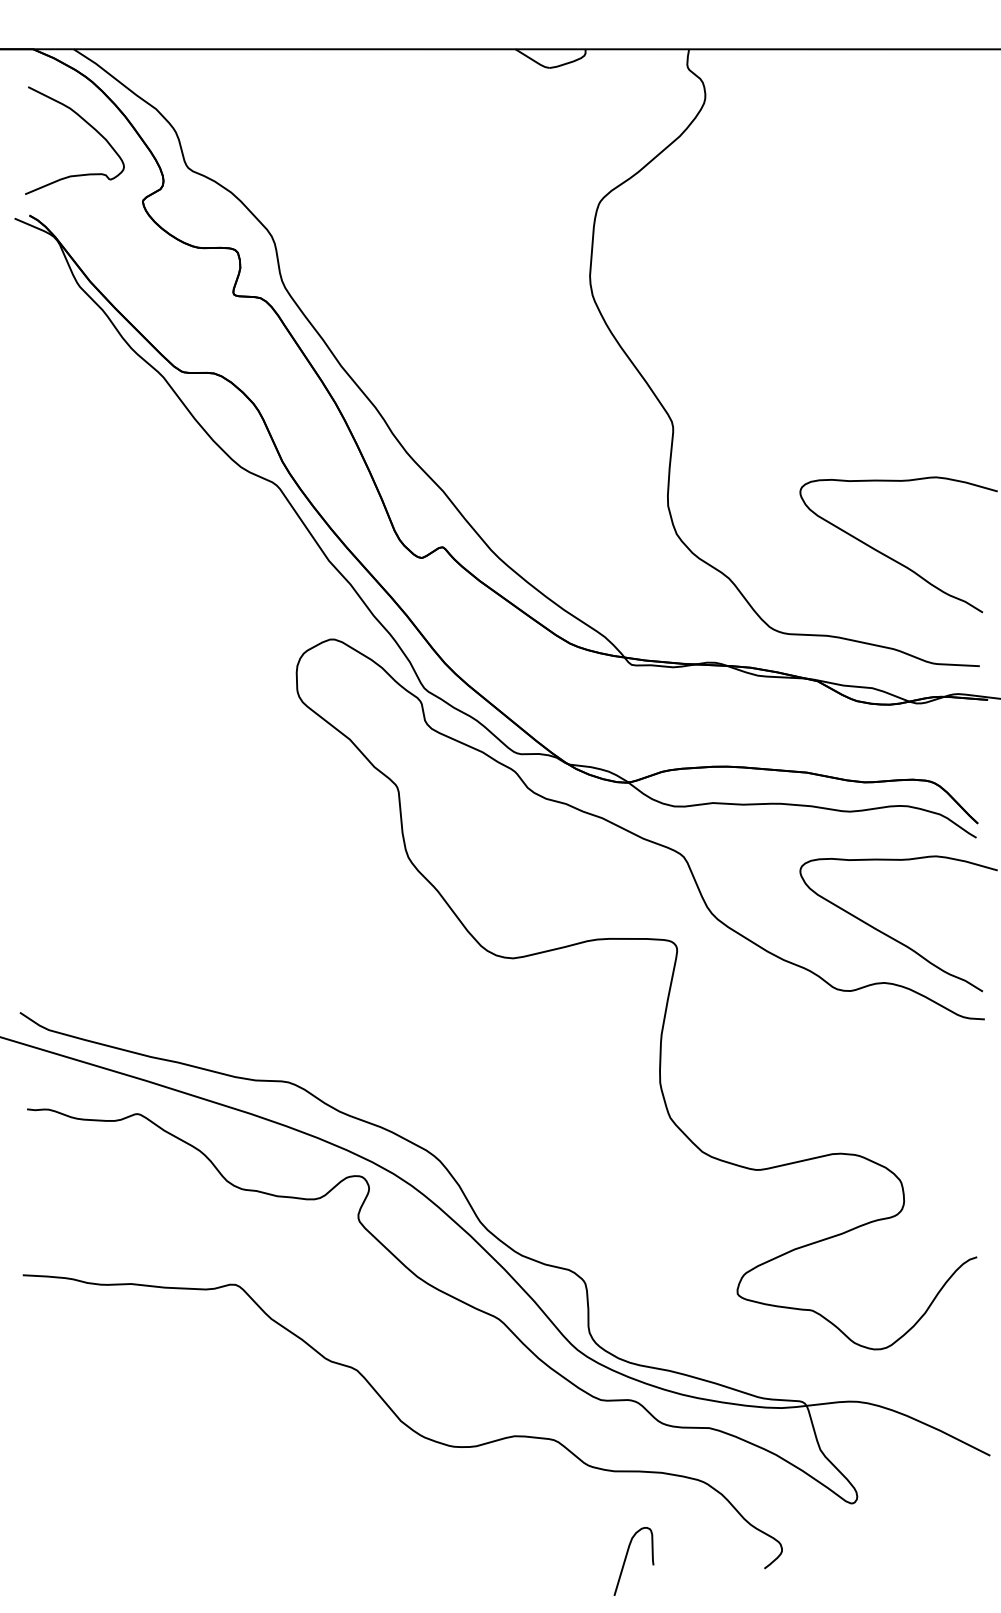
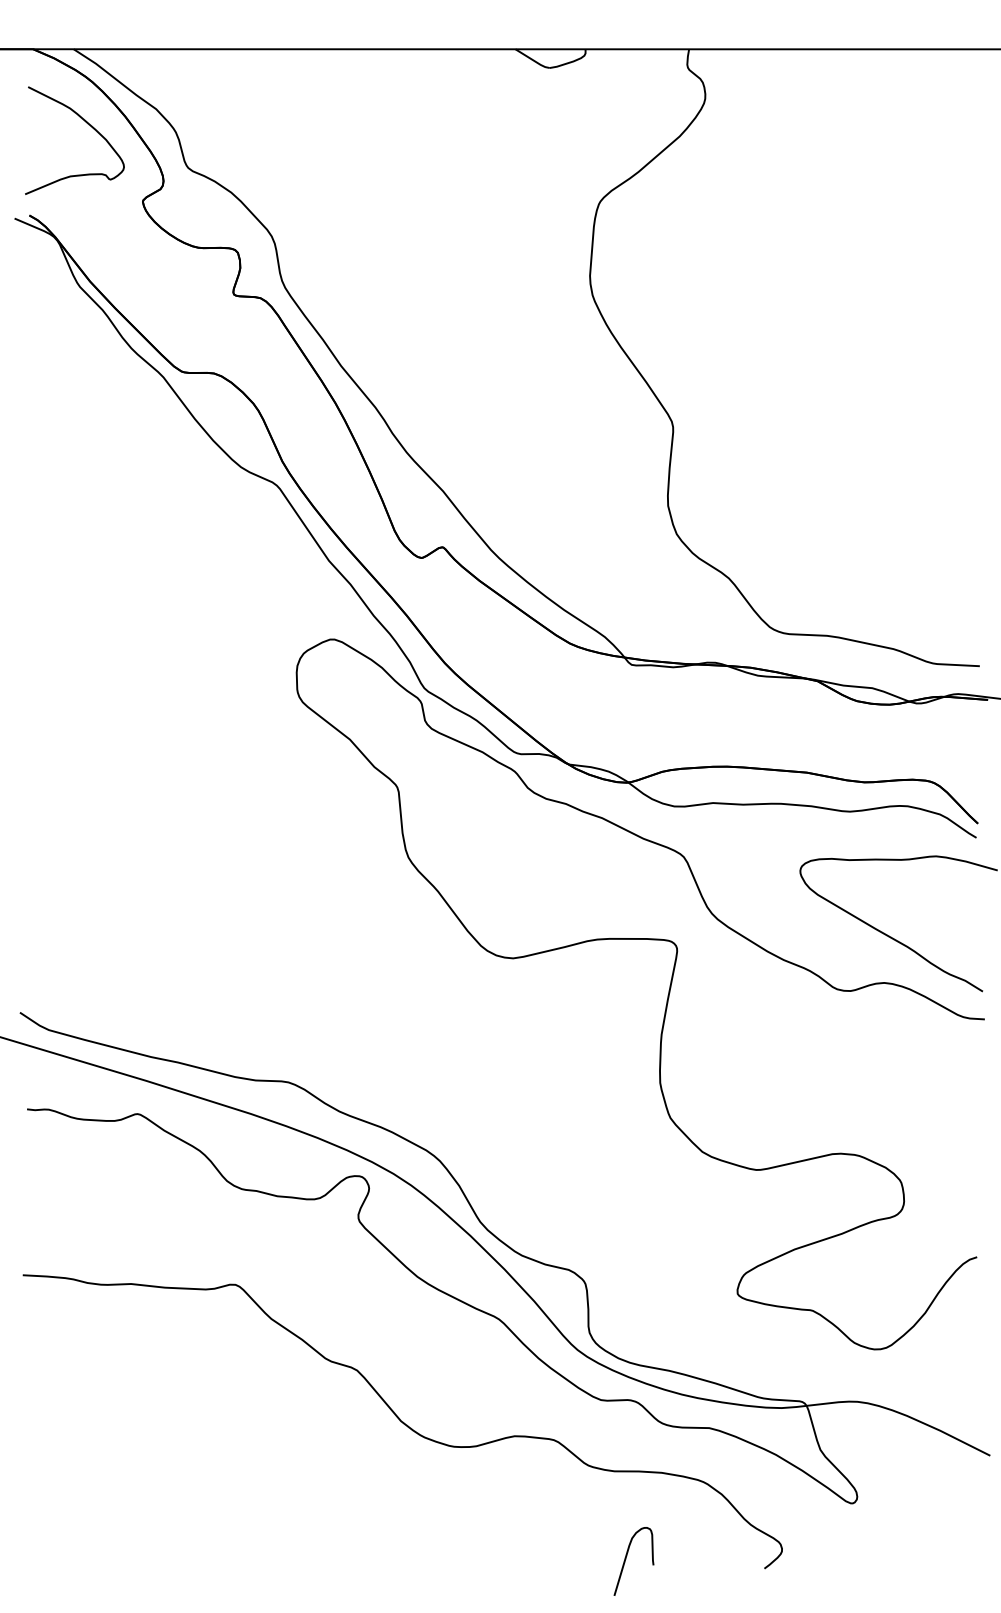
curve: present -> none (891, 557)
